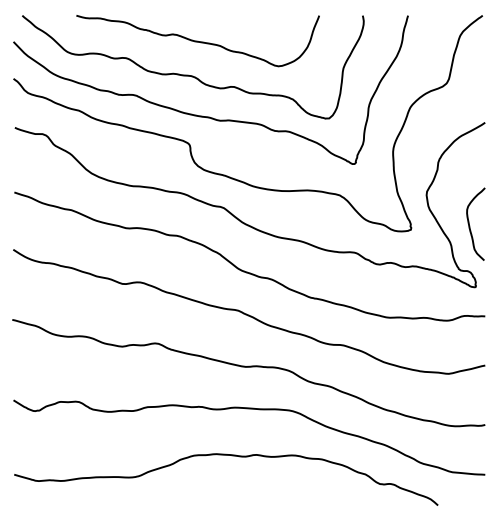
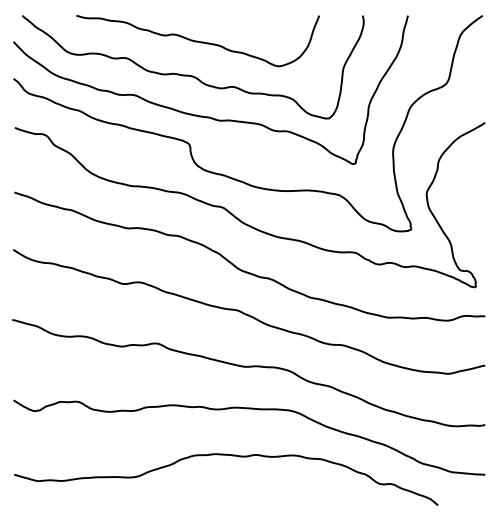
curve: present -> none (470, 225)
